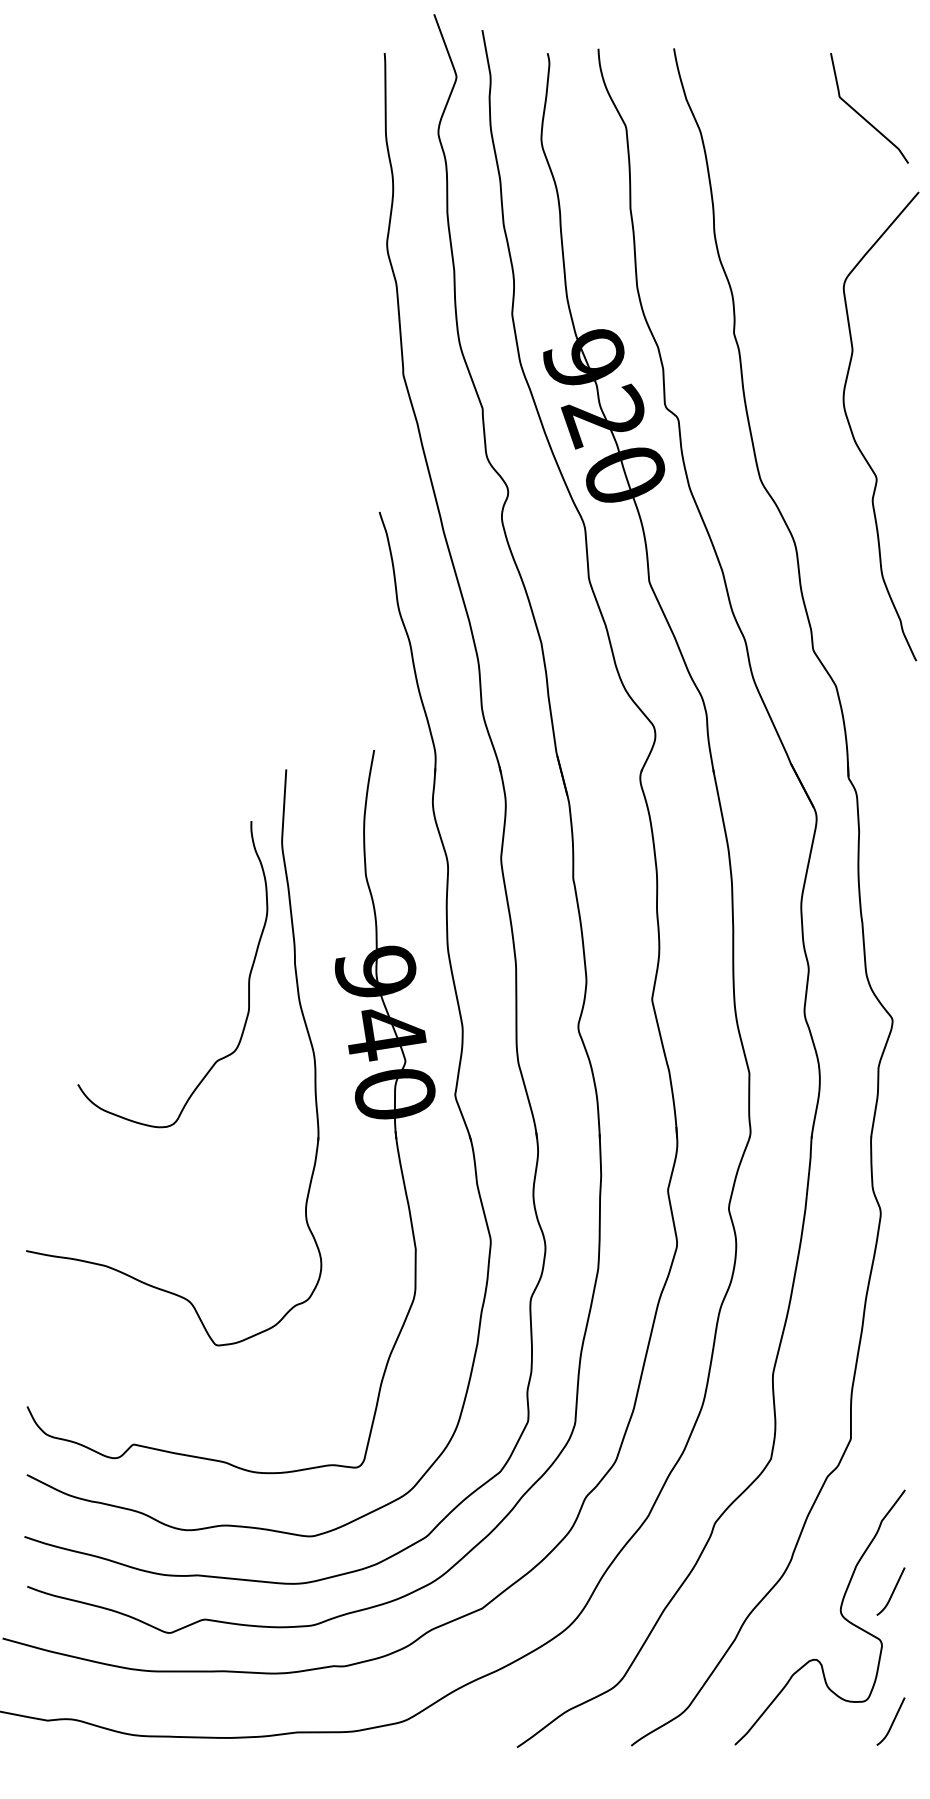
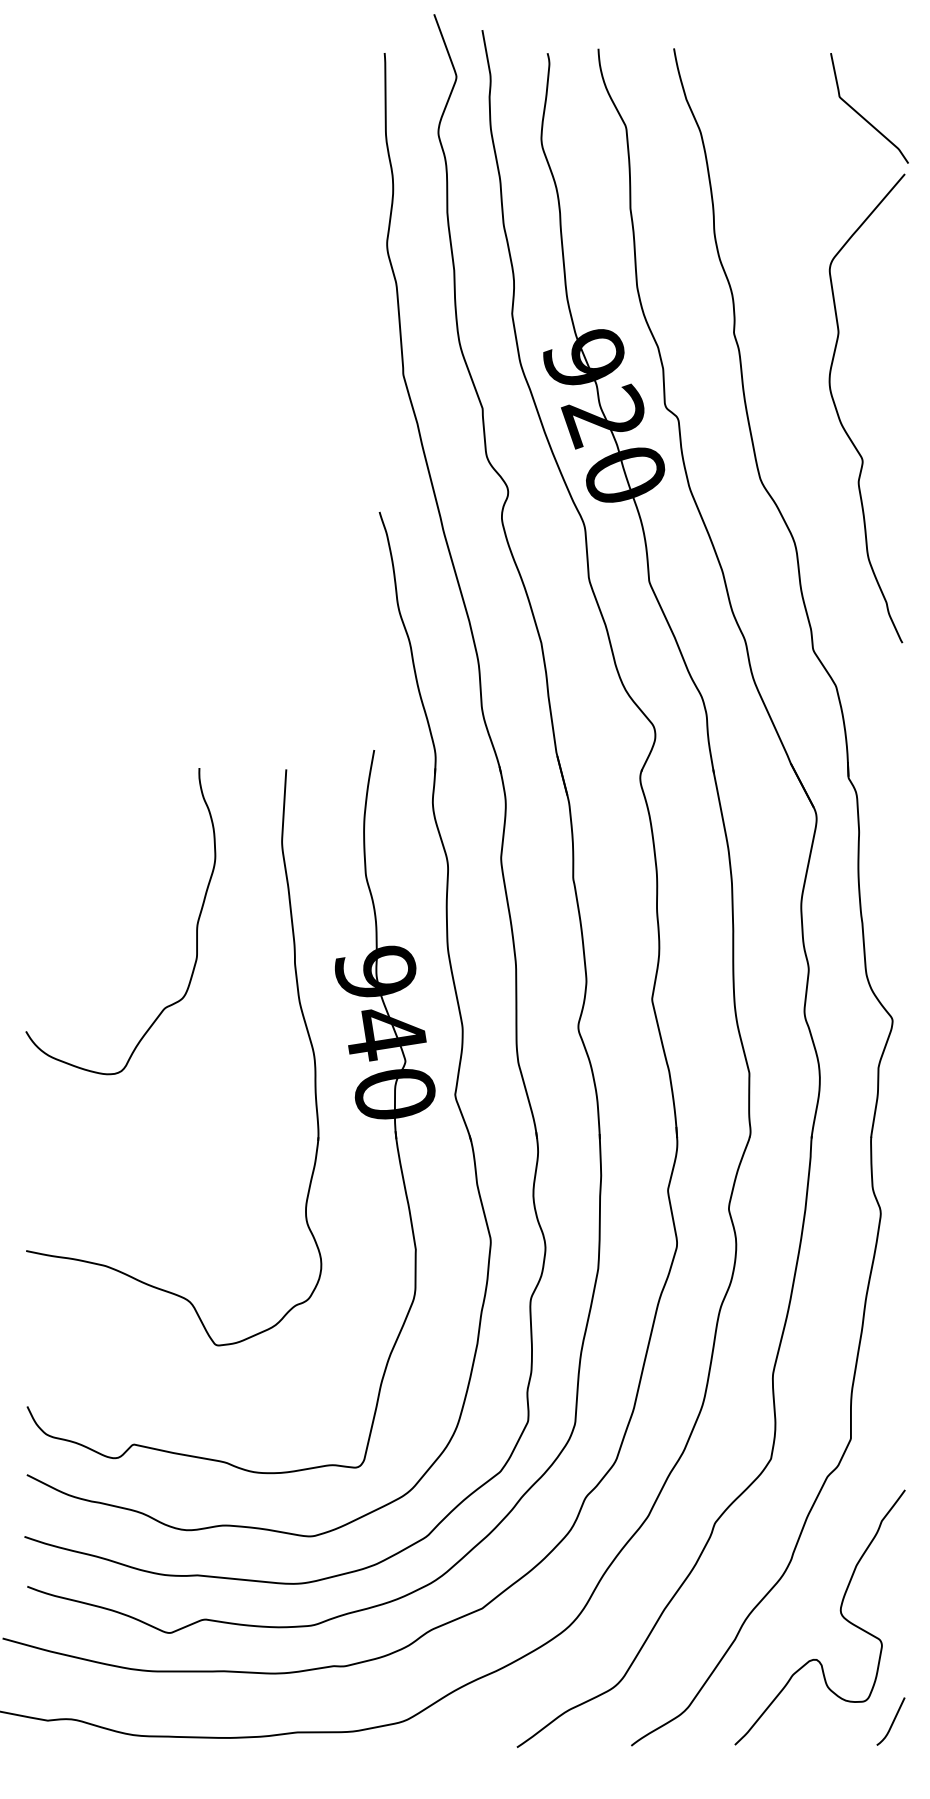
curve position: (854, 436) -> (840, 418) (840, 418)
curve position: (248, 976) -> (196, 923) (196, 923)
curve: present -> none (892, 1591)
